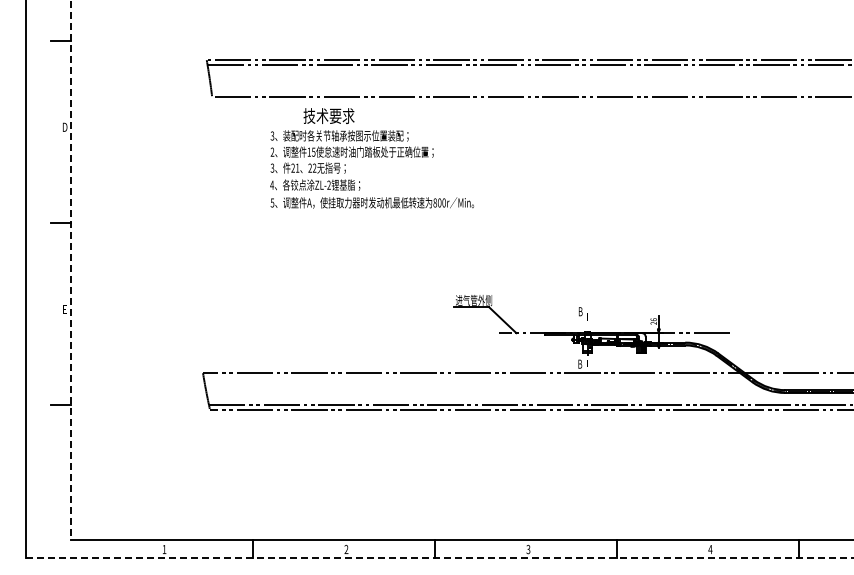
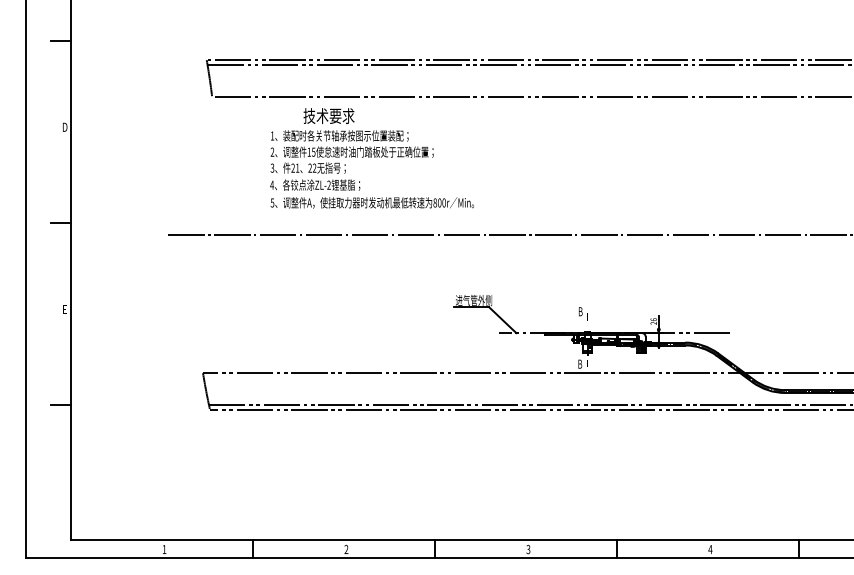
text: 3 -> 1 (272, 135)
line: none -> present (509, 234)
line: dashed -> solid (71, 270)
line: dashed -> solid (439, 557)
